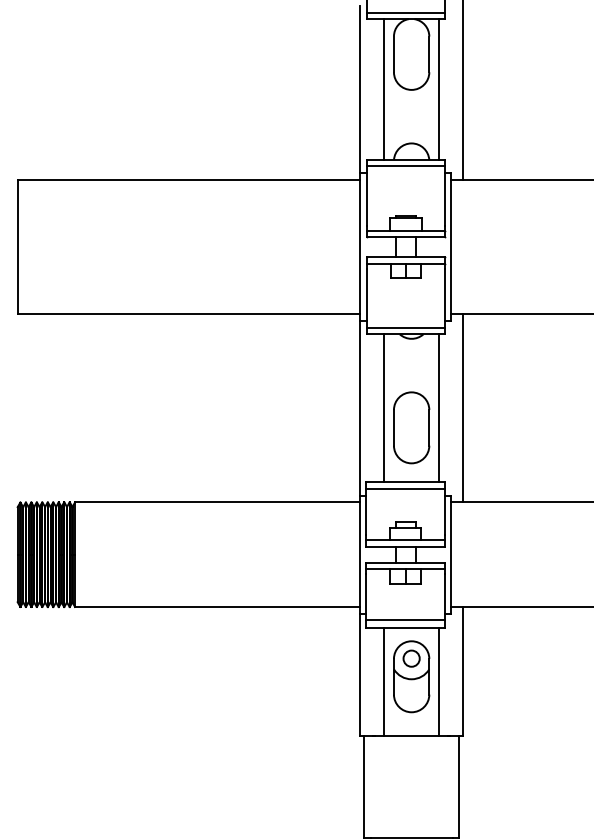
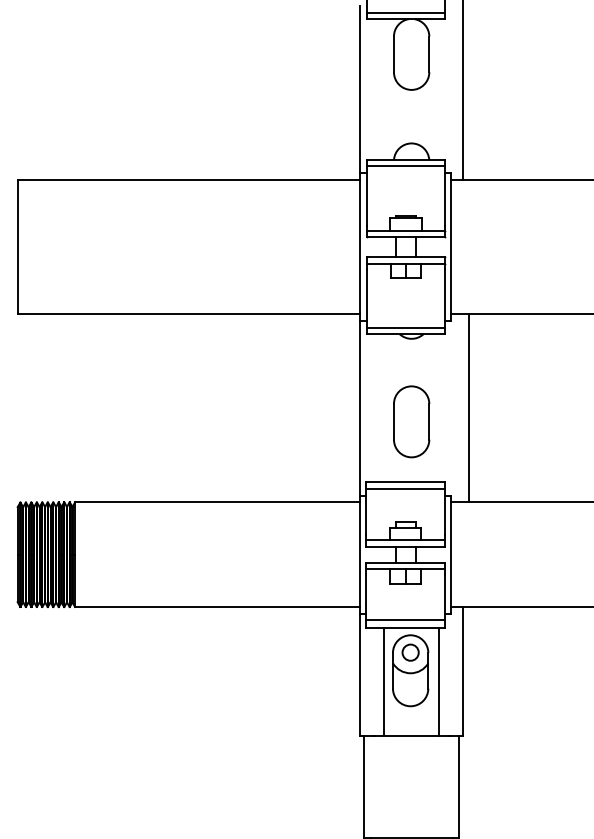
line: present -> none (384, 89)
line: present -> none (439, 89)
line: present -> none (384, 407)
line: present -> none (439, 407)
line position: (462, 408) -> (468, 408) (468, 408)
part position: (411, 427) -> (411, 421) (411, 421)
part position: (411, 676) -> (410, 670) (410, 670)
